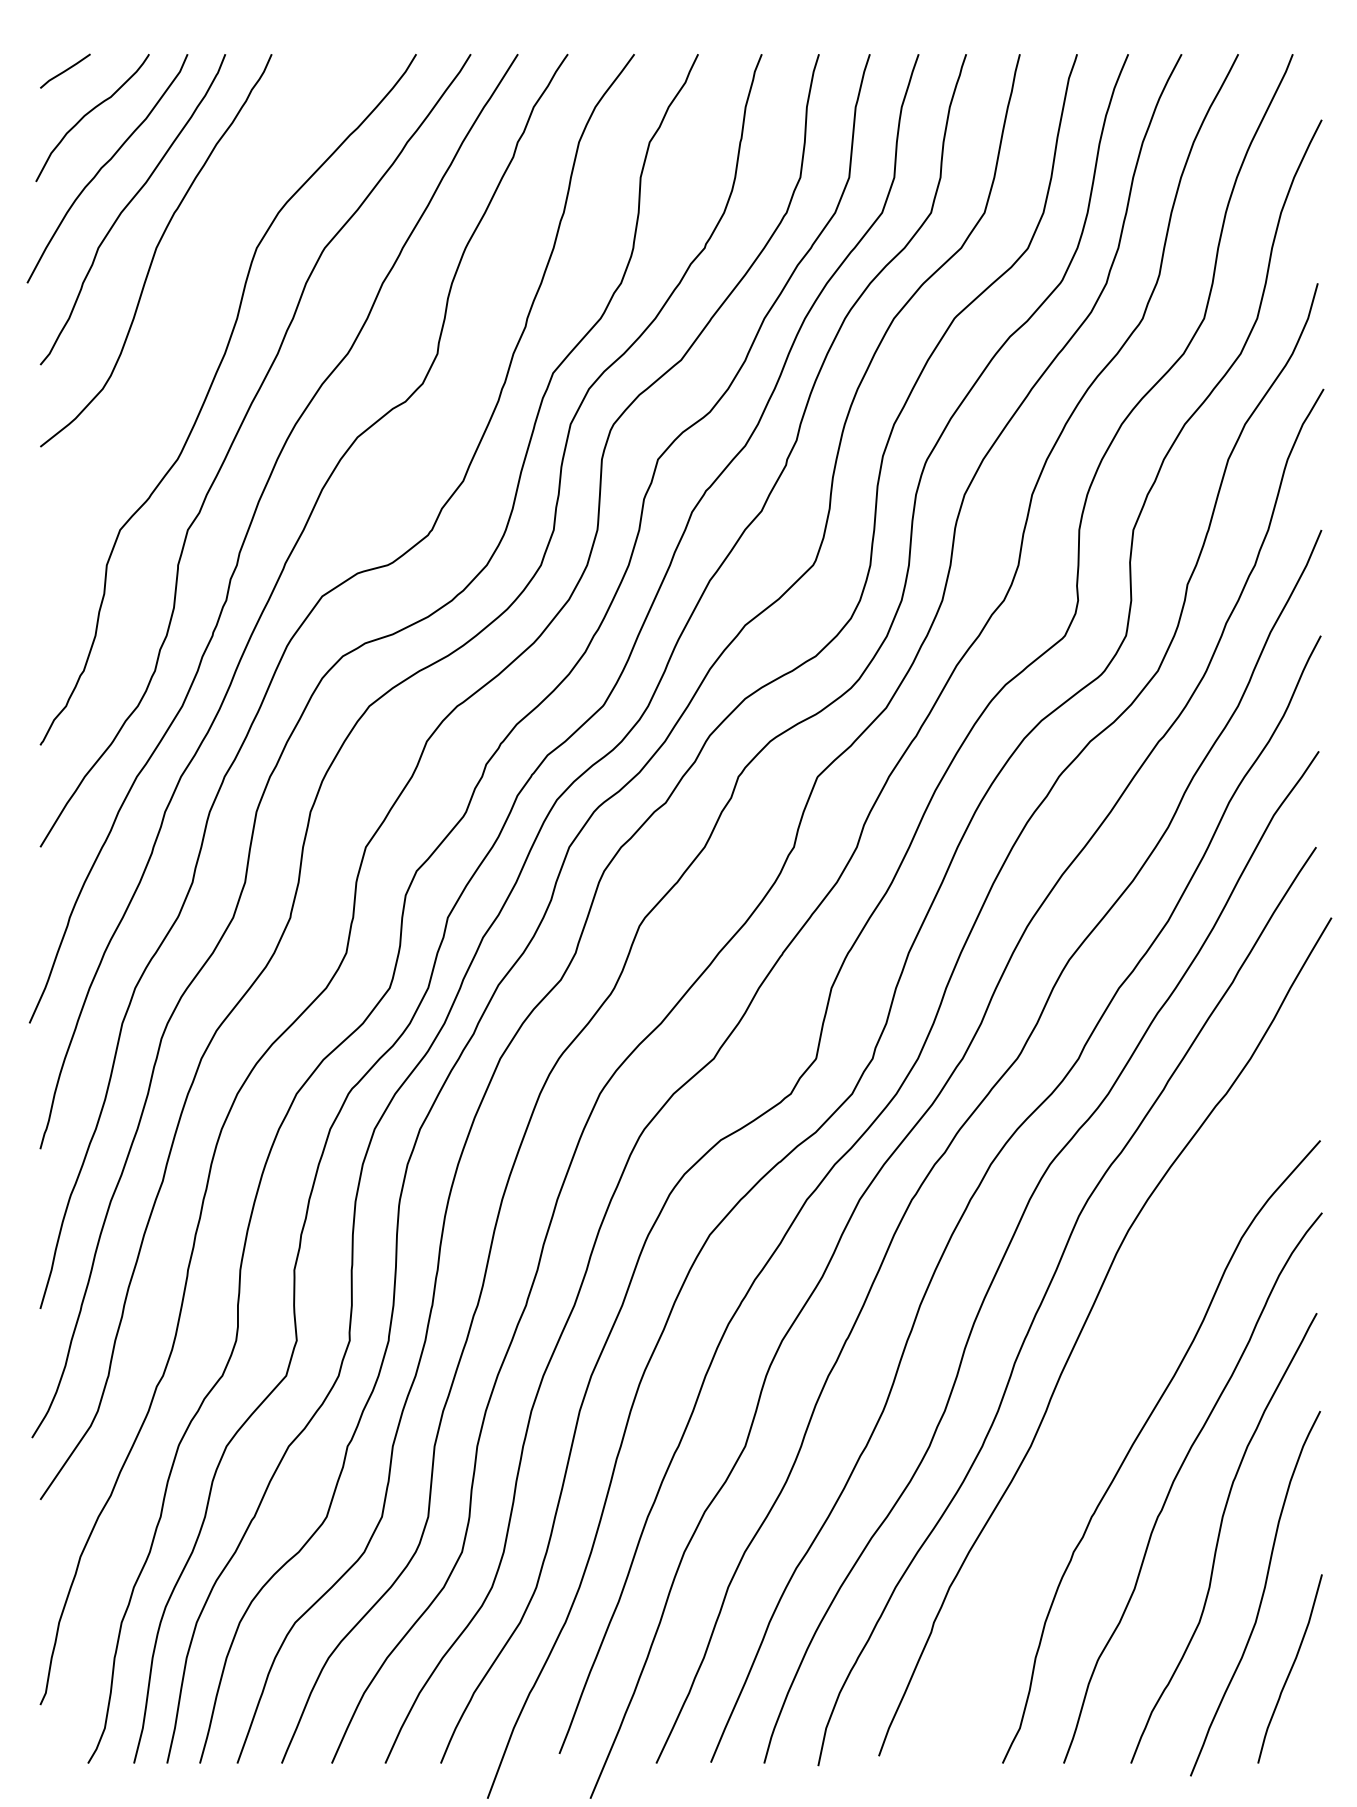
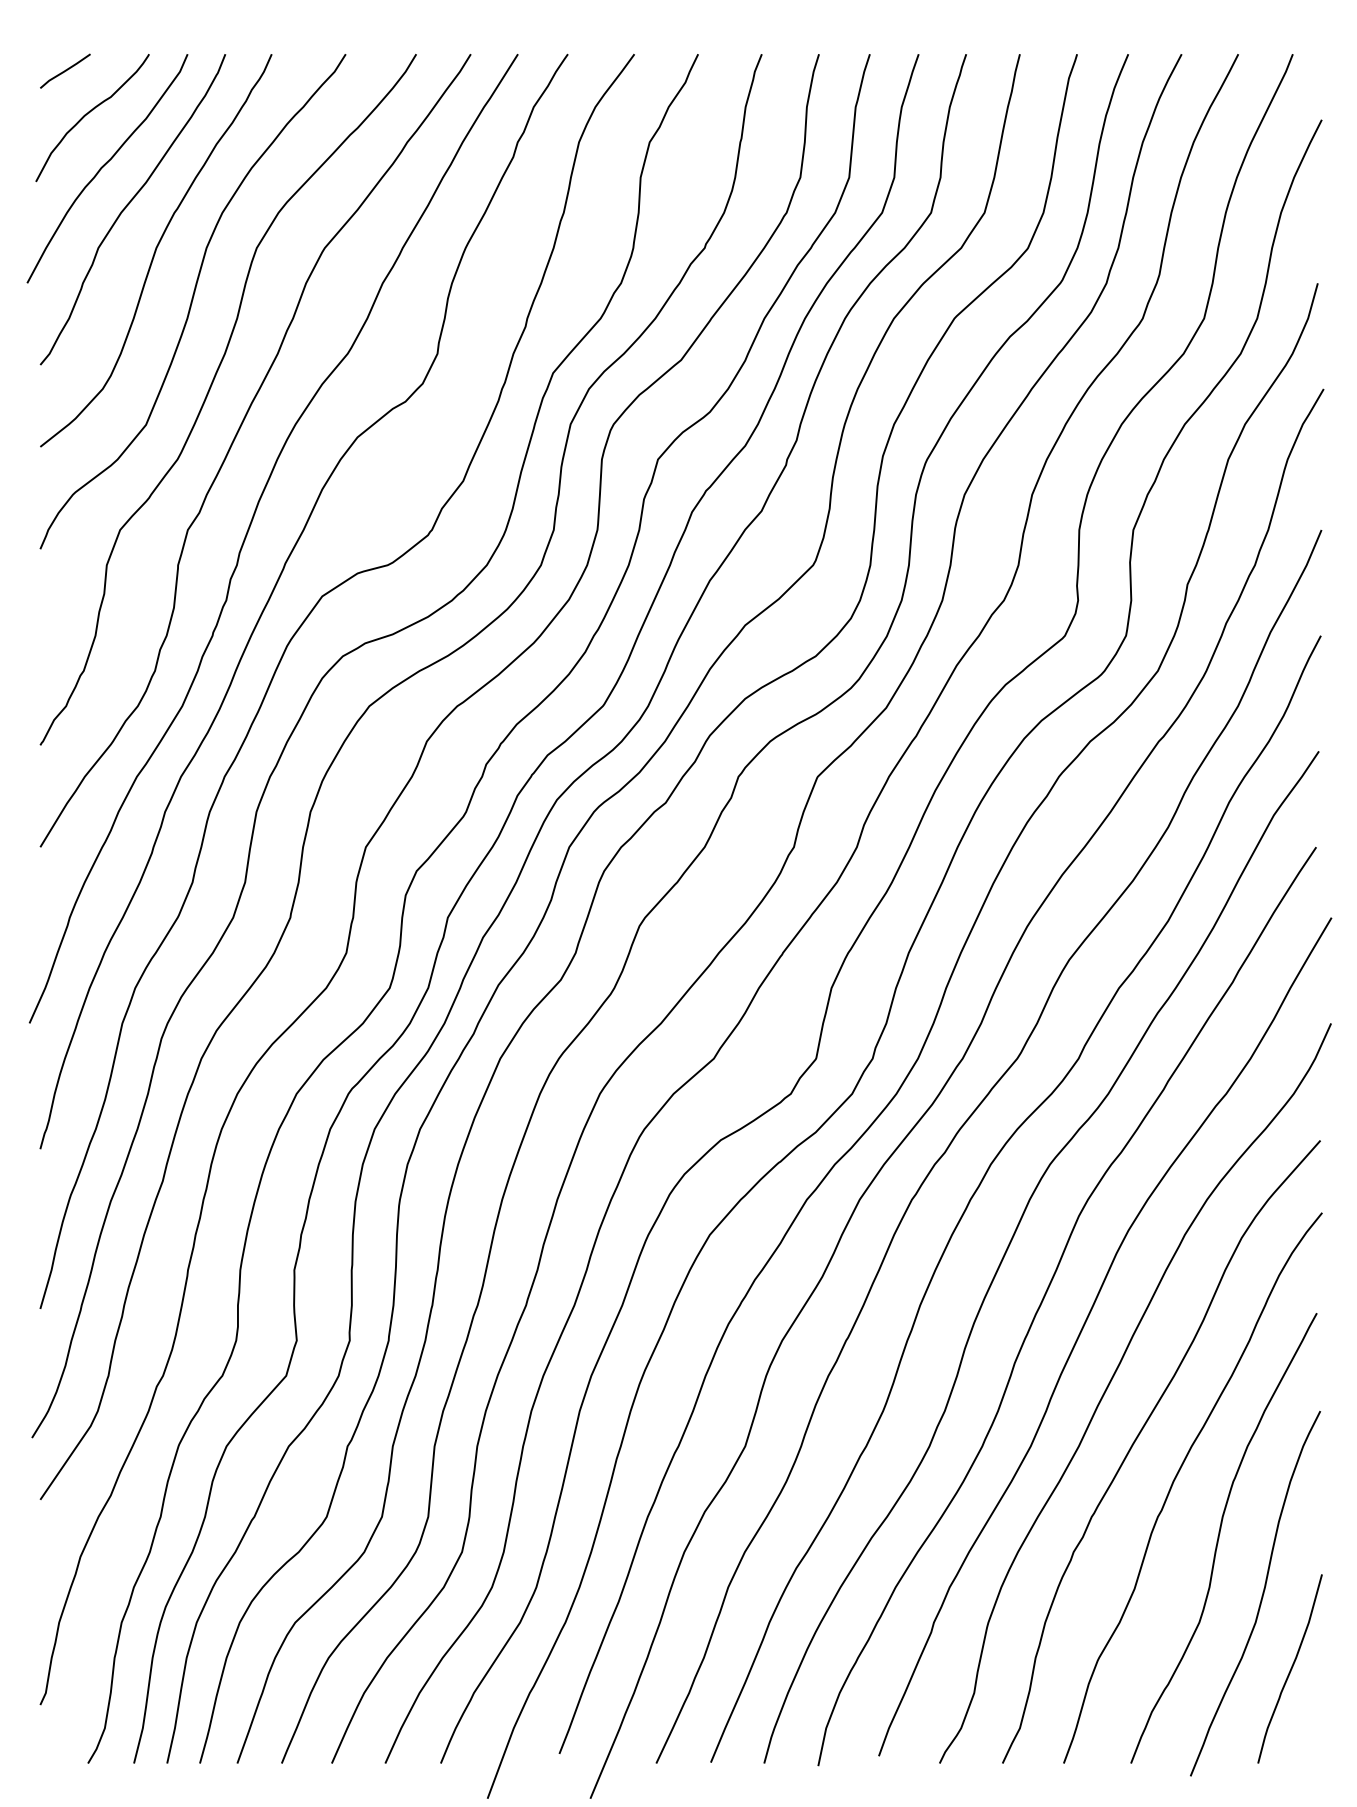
curve: none -> present (192, 301)
curve: none -> present (1113, 1378)
